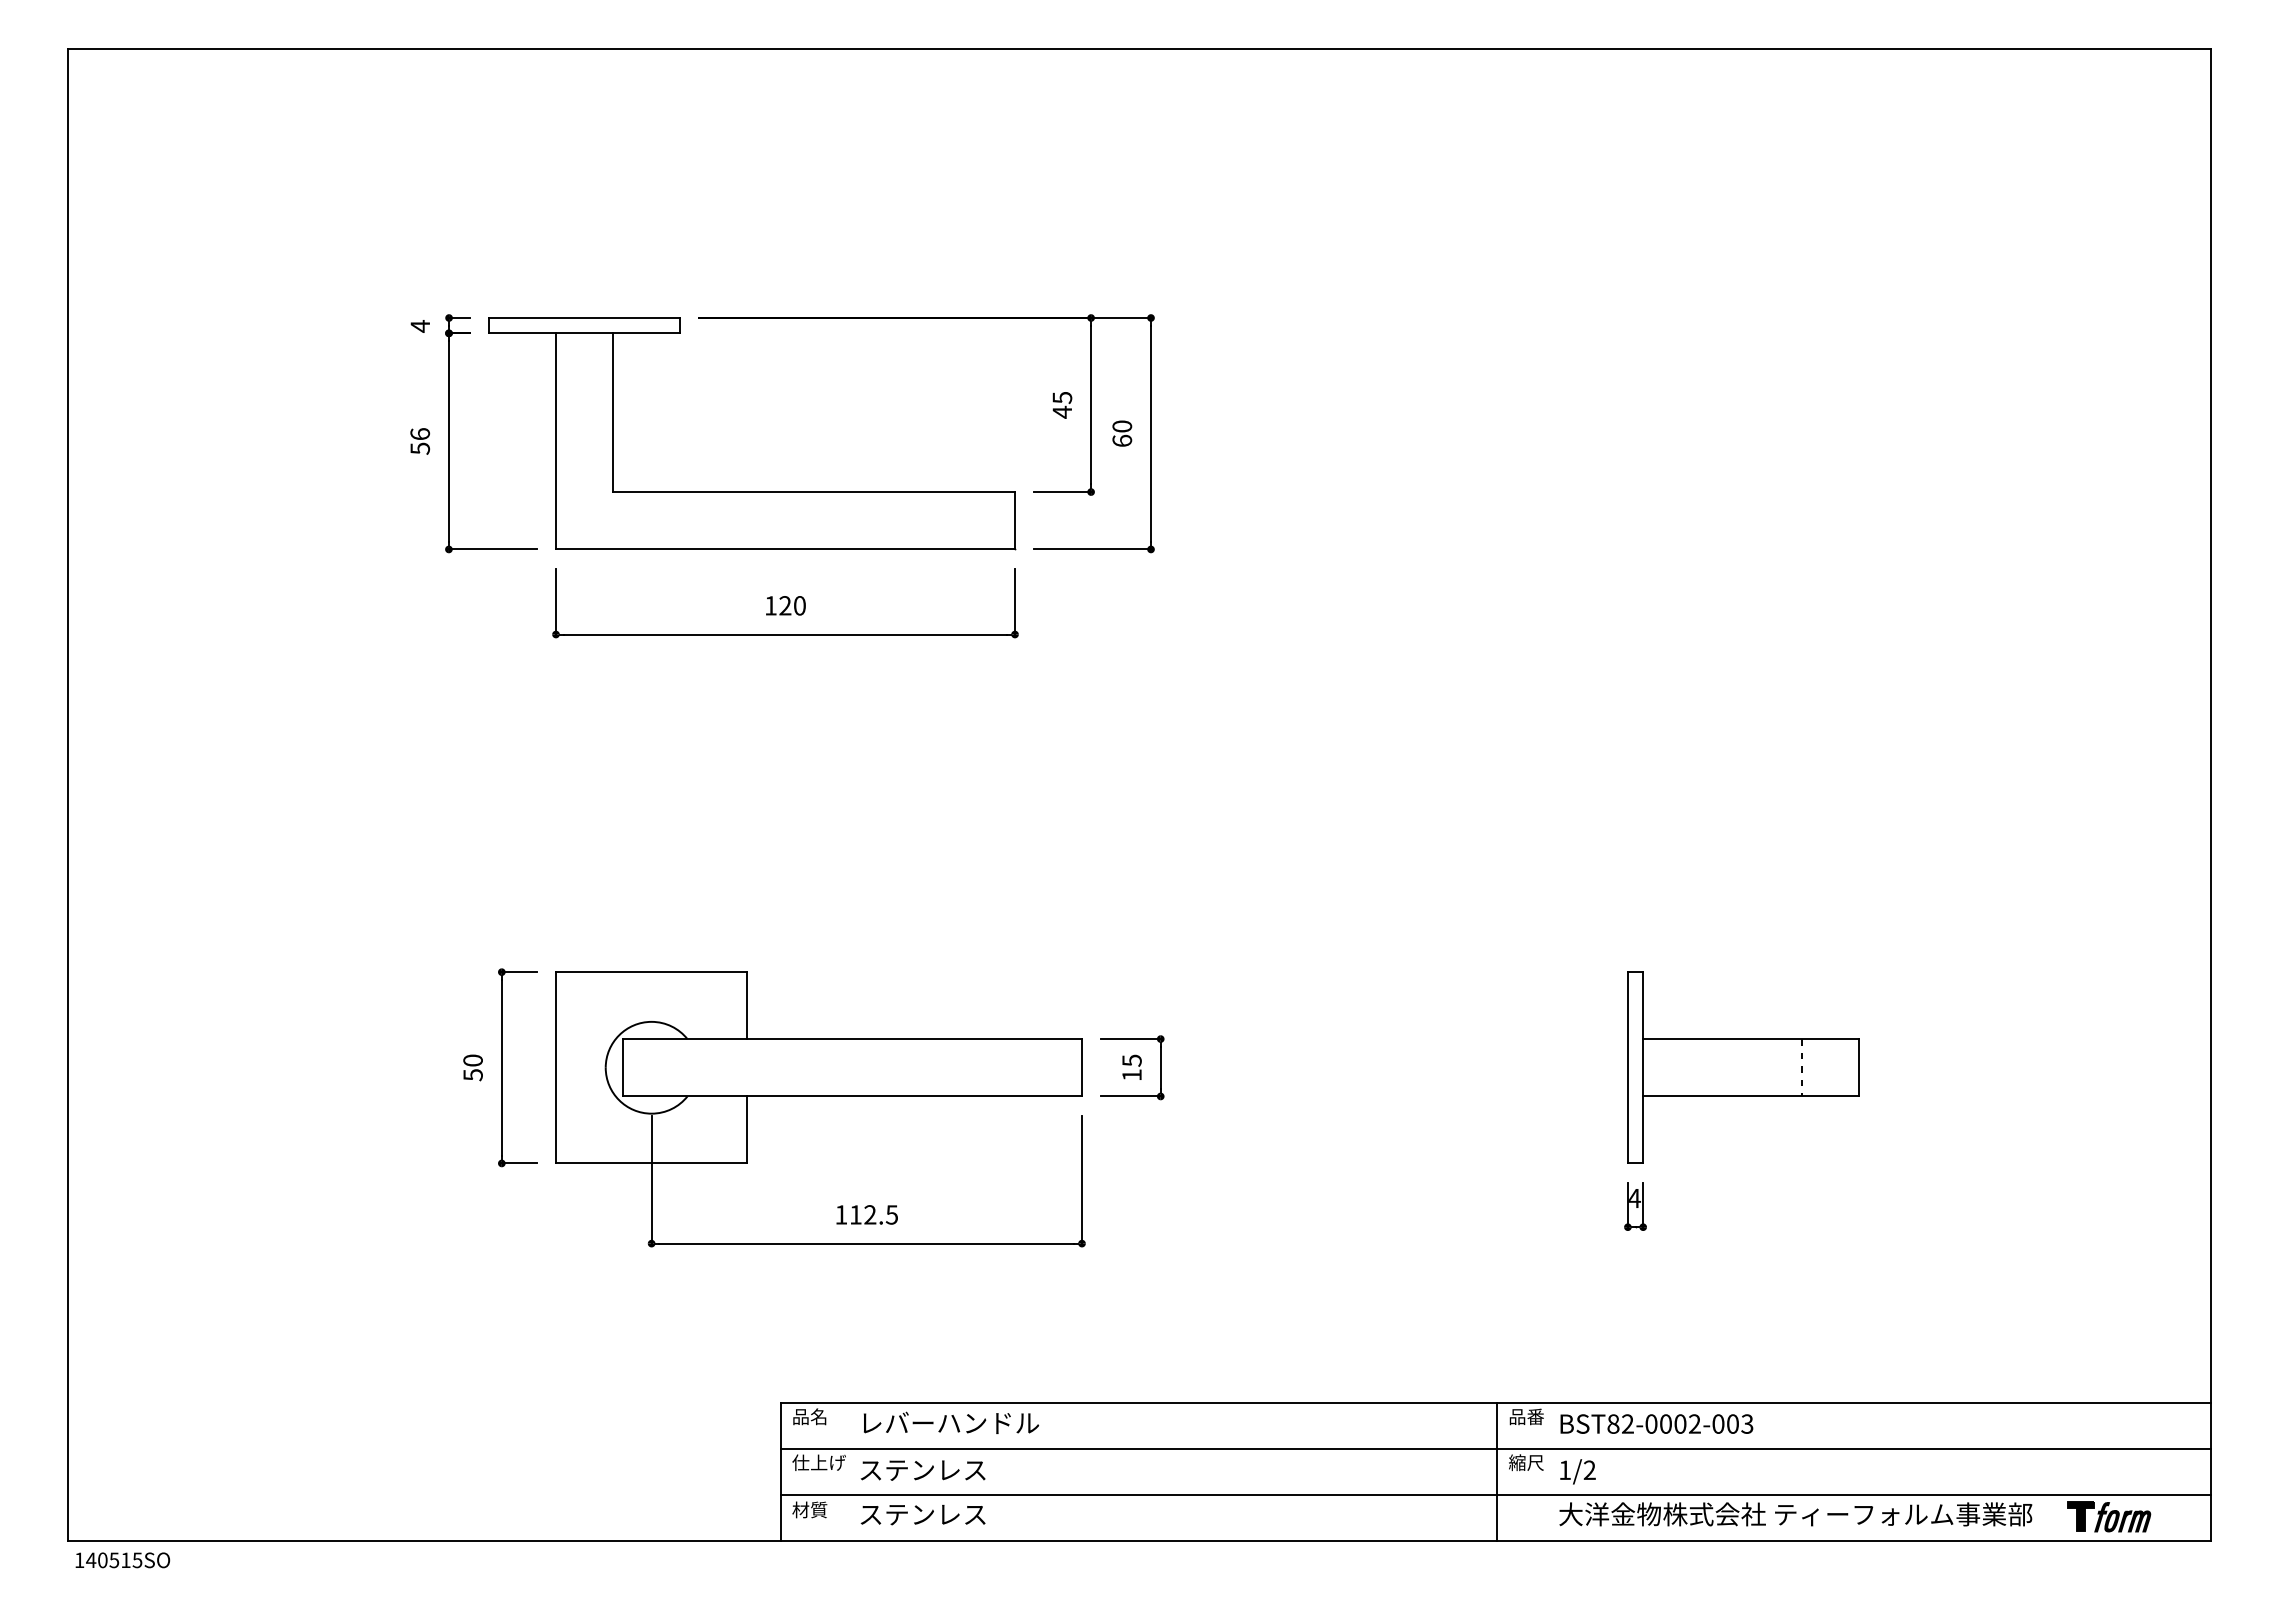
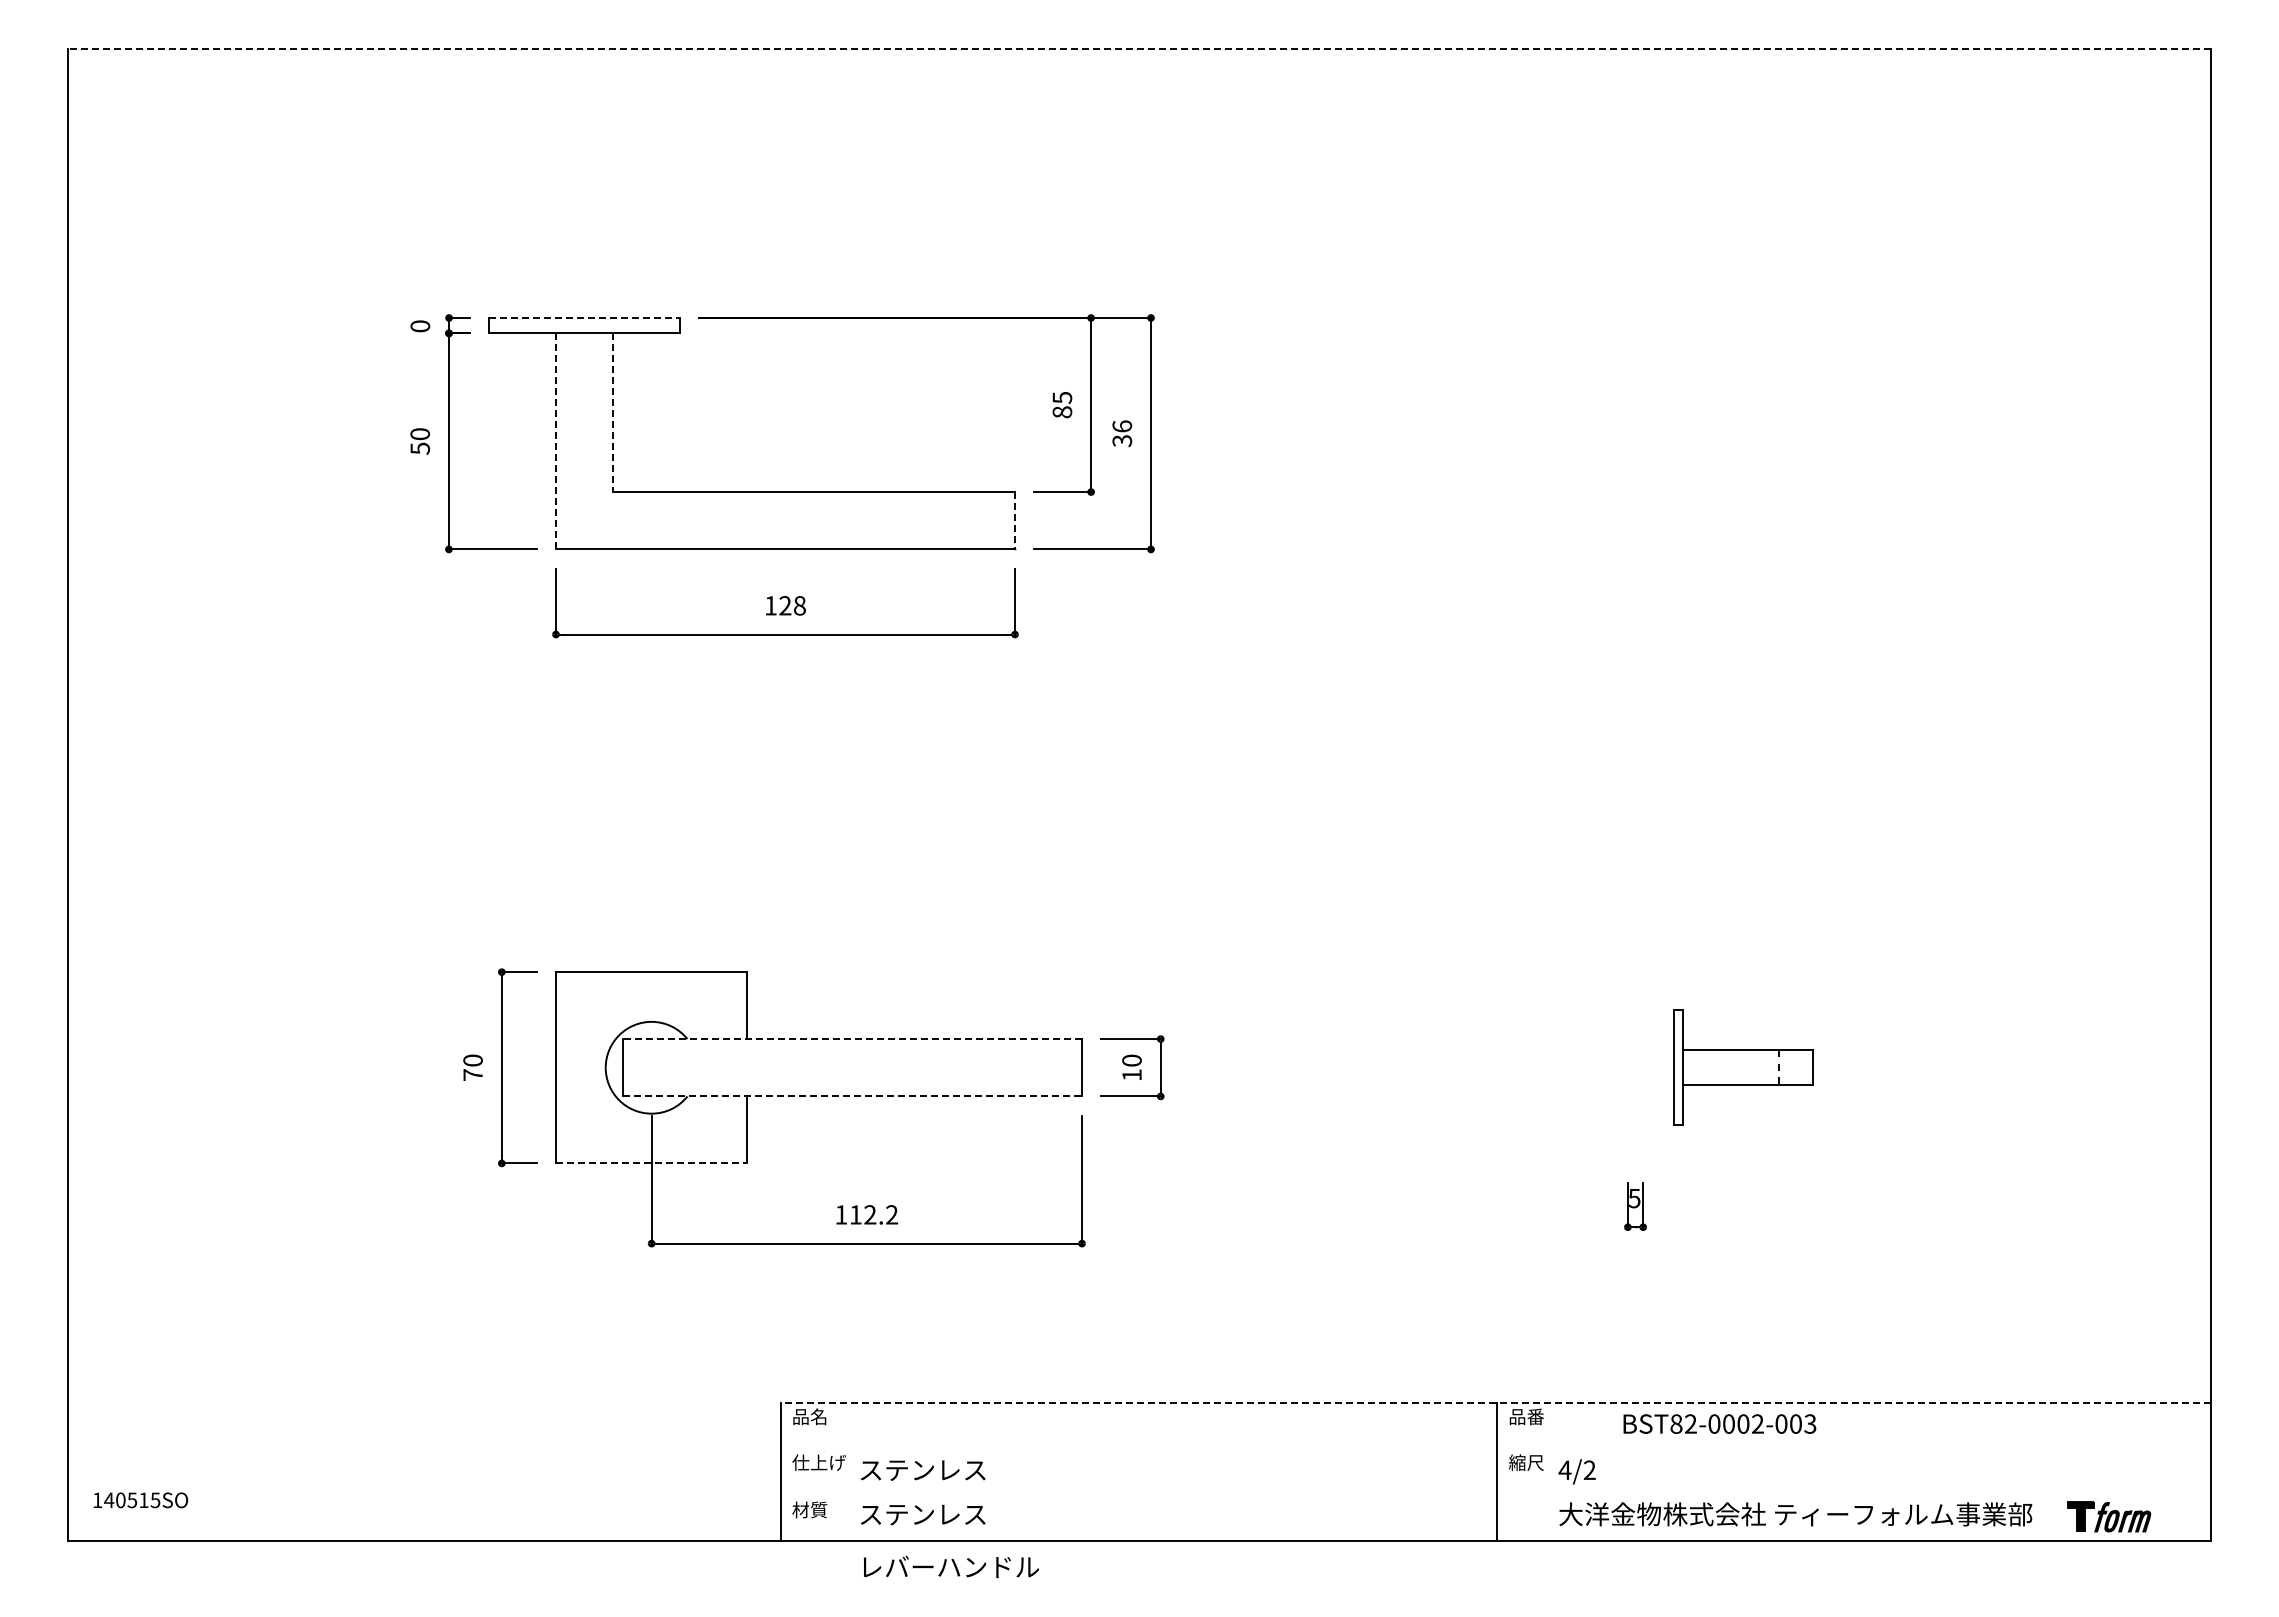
line: solid -> dashed (1139, 48)
line: solid -> dashed (584, 318)
text: 4 -> 0 (420, 326)
text: 45 -> 85 (1062, 411)
line: solid -> dashed (613, 413)
text: 60 -> 36 (1122, 433)
text: 56 -> 50 (419, 434)
line: solid -> dashed (556, 440)
line: solid -> dashed (1015, 520)
text: 120 -> 128 (799, 605)
line: solid -> dashed (852, 1039)
text: 15 -> 10 (1131, 1060)
part size: 233x193 px -> 141x117 px (1743, 1067)
text: 50 -> 70 (472, 1075)
line: solid -> dashed (852, 1096)
line: solid -> dashed (651, 1163)
text: 4 -> 5 (1634, 1198)
text: 112.5 -> 112.2 (891, 1214)
line: solid -> dashed (1495, 1402)
text position: (951, 1422) -> (951, 1566) (951, 1566)
text position: (1656, 1423) -> (1719, 1423) (1719, 1423)
line: present -> none (1495, 1448)
text: 1/2 -> 4/2 (1564, 1469)
line: present -> none (1495, 1494)
text position: (122, 1560) -> (140, 1500) (140, 1500)
